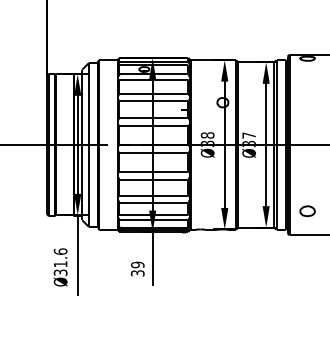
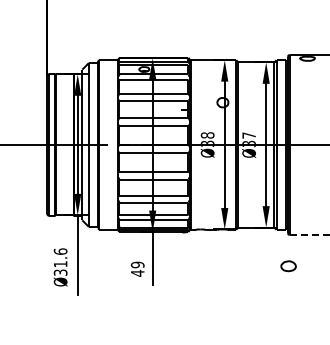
part position: (307, 211) -> (288, 266) (288, 266)
line: solid -> dashed (309, 235)
text: 39 -> 49 (137, 273)
